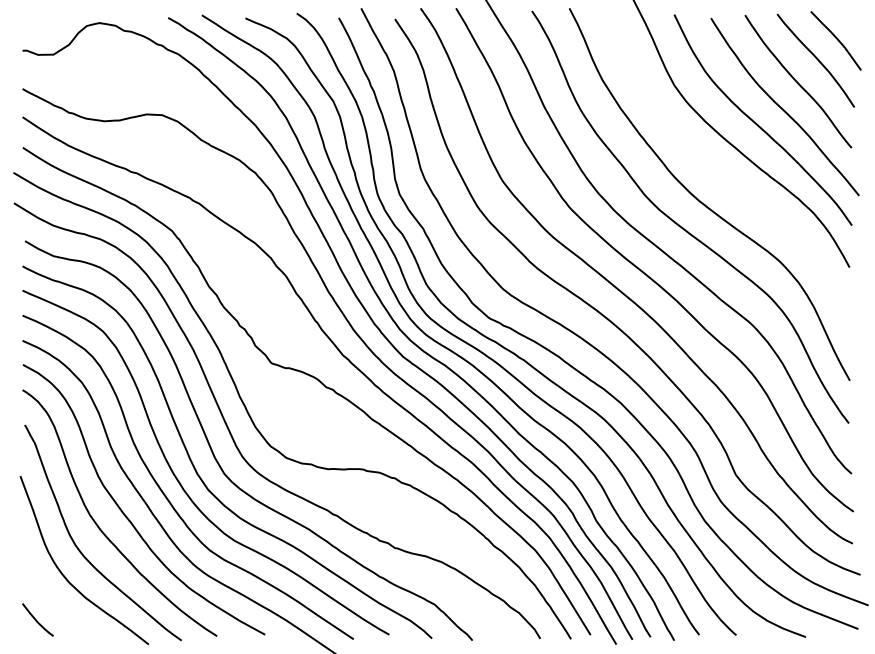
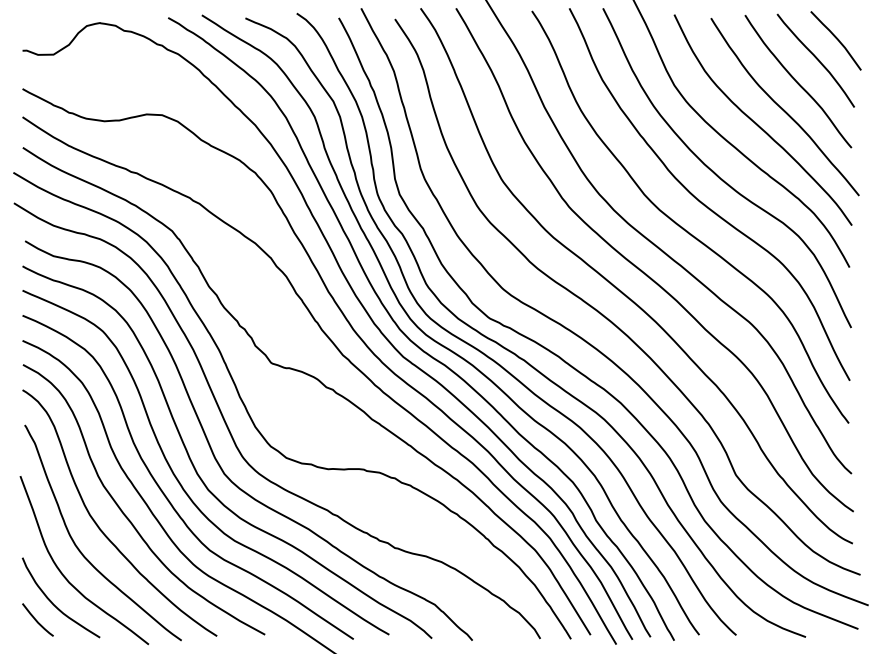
curve: none -> present (718, 175)
curve: none -> present (53, 603)
